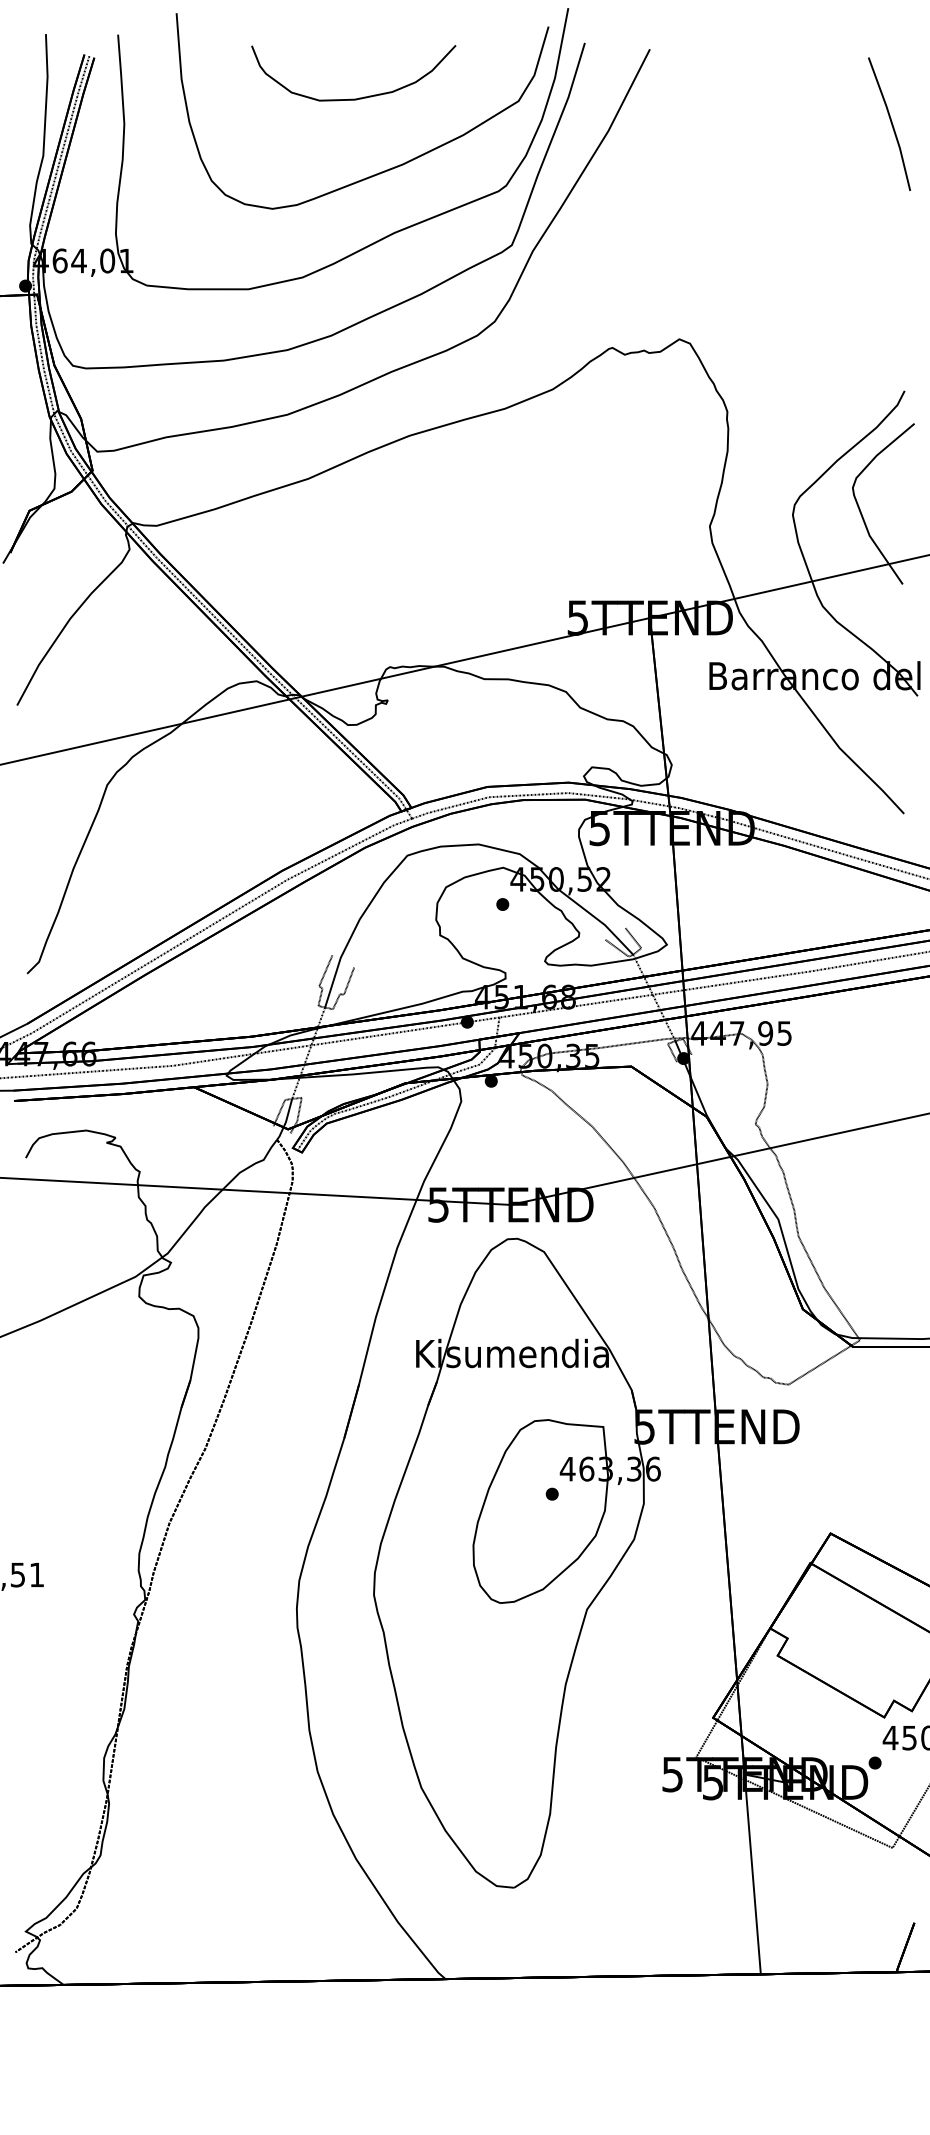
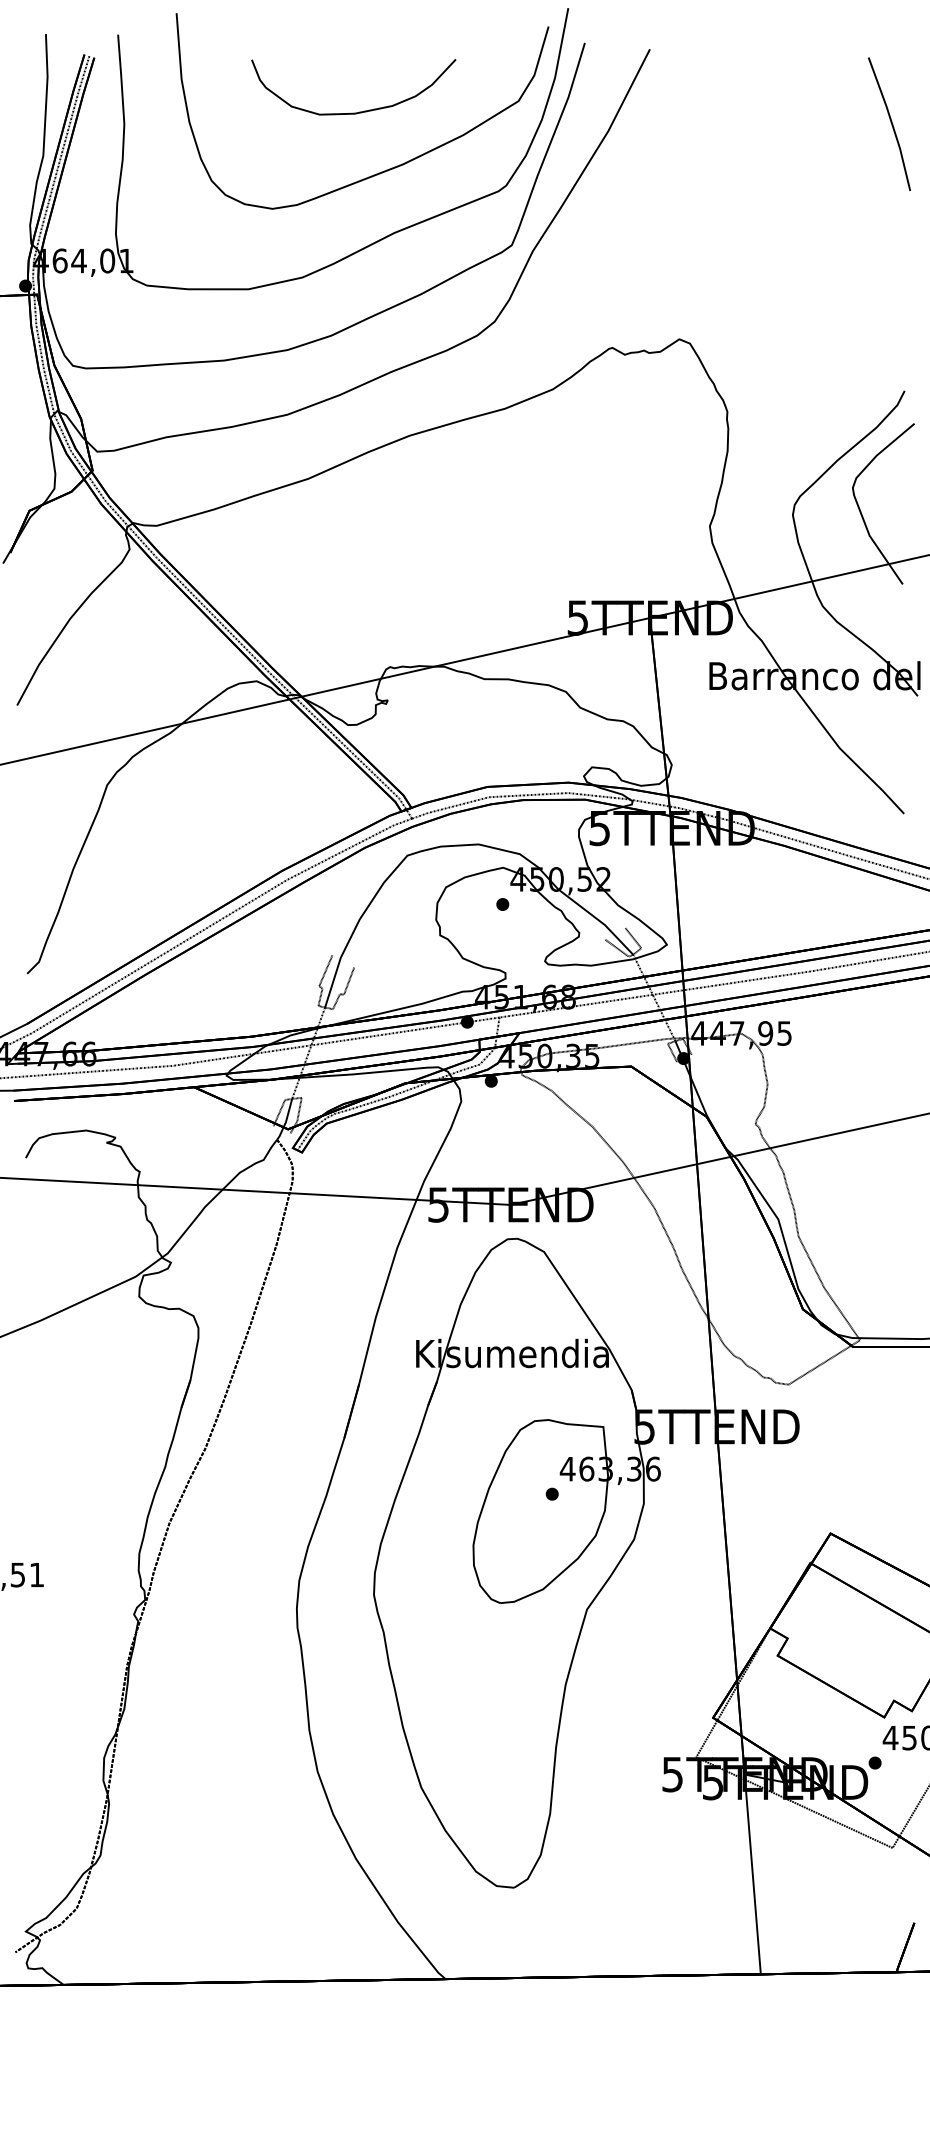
part position: (359, 97) -> (359, 111) (359, 111)
